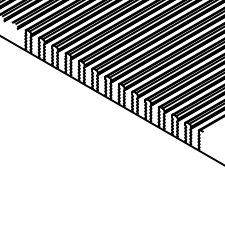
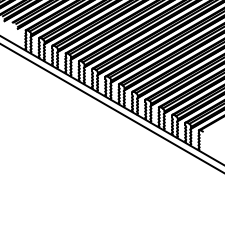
line: none -> present (111, 107)
